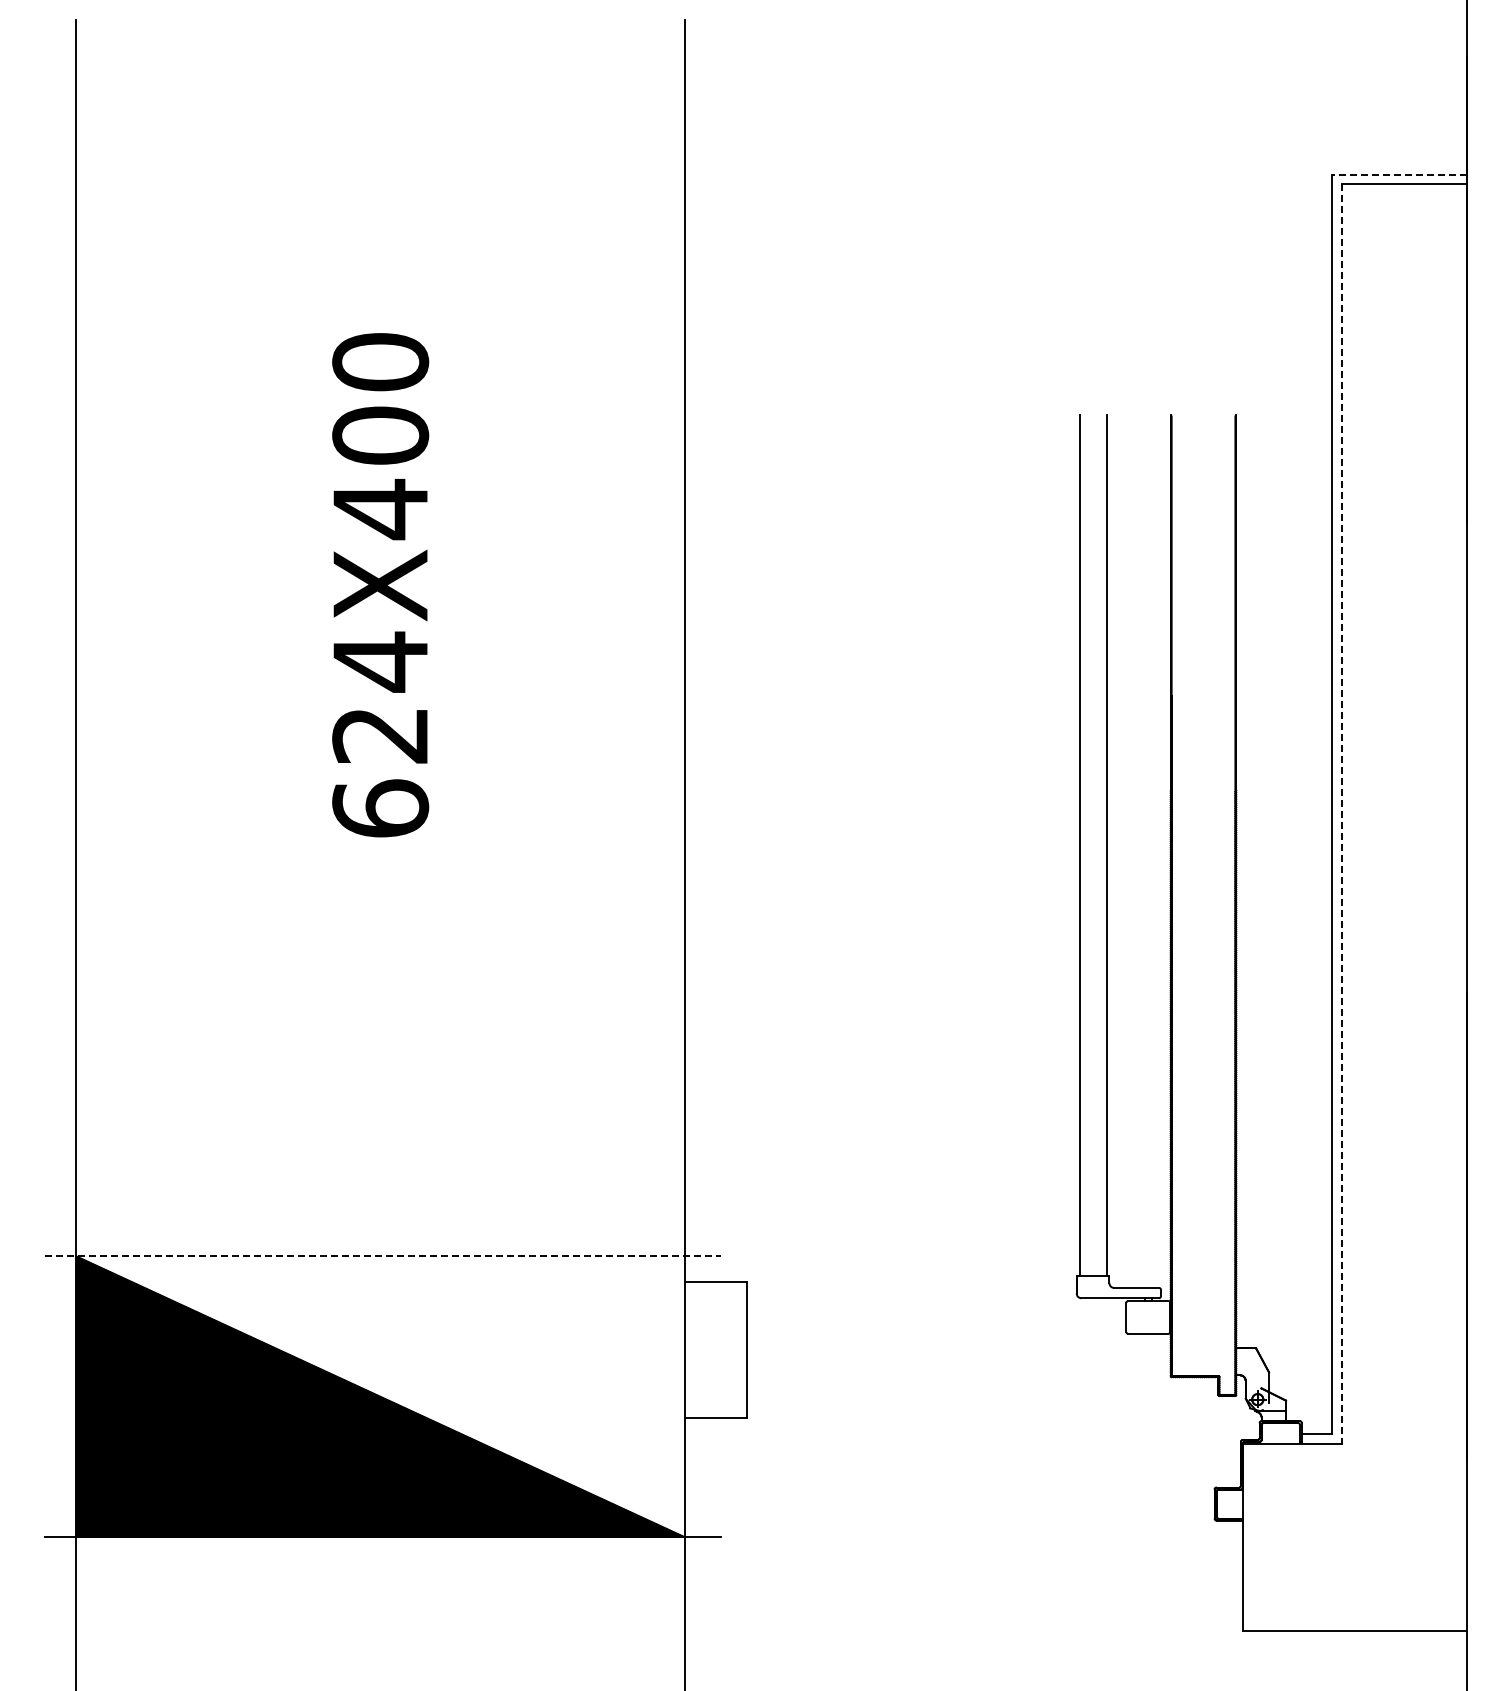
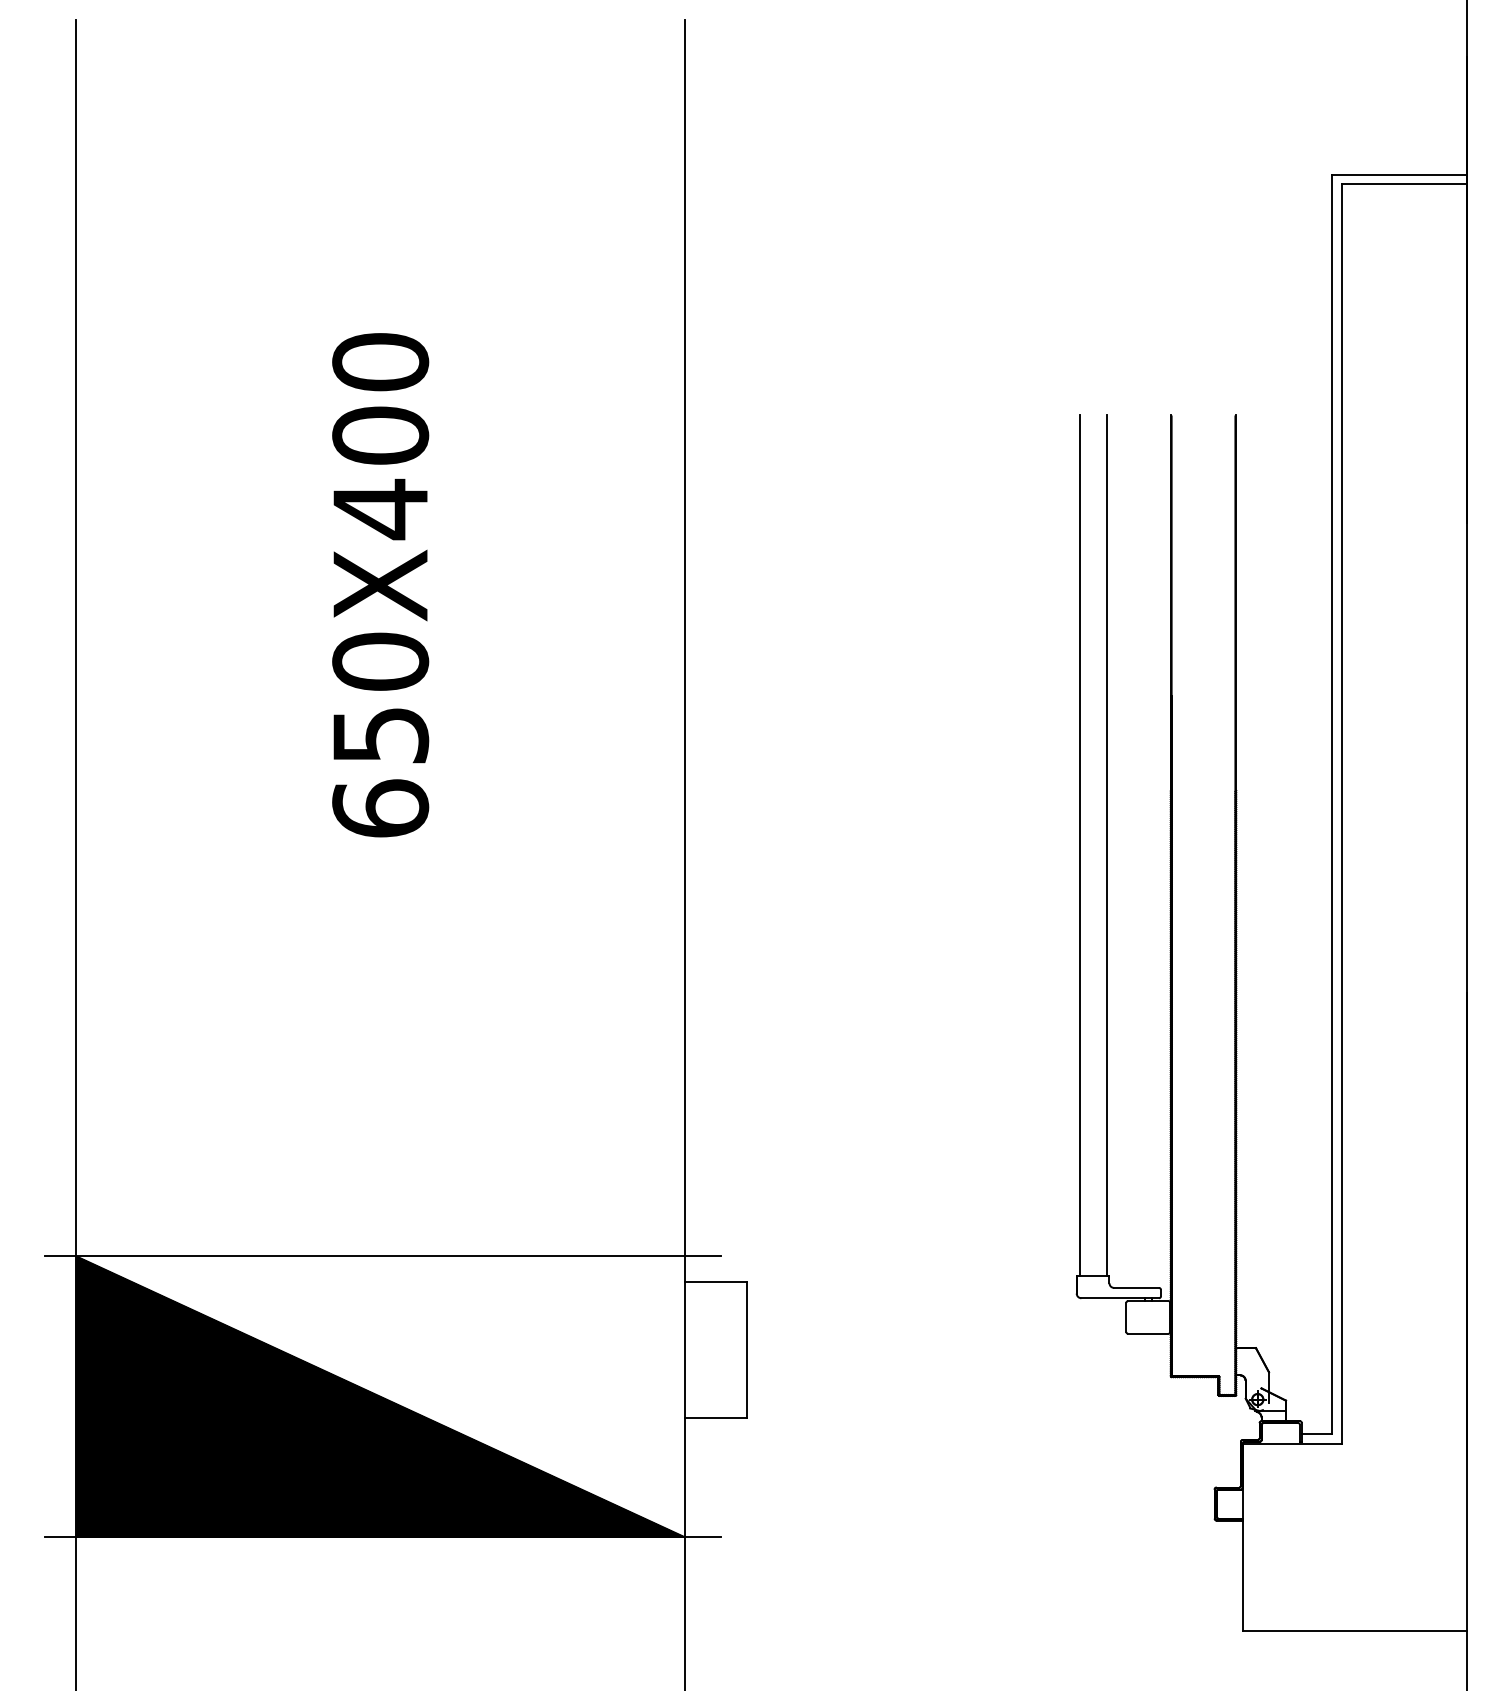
line: dashed -> solid (1398, 174)
text: 624X400 -> 650X400 (380, 697)
line: dashed -> solid (1341, 813)
line: dashed -> solid (383, 1256)
